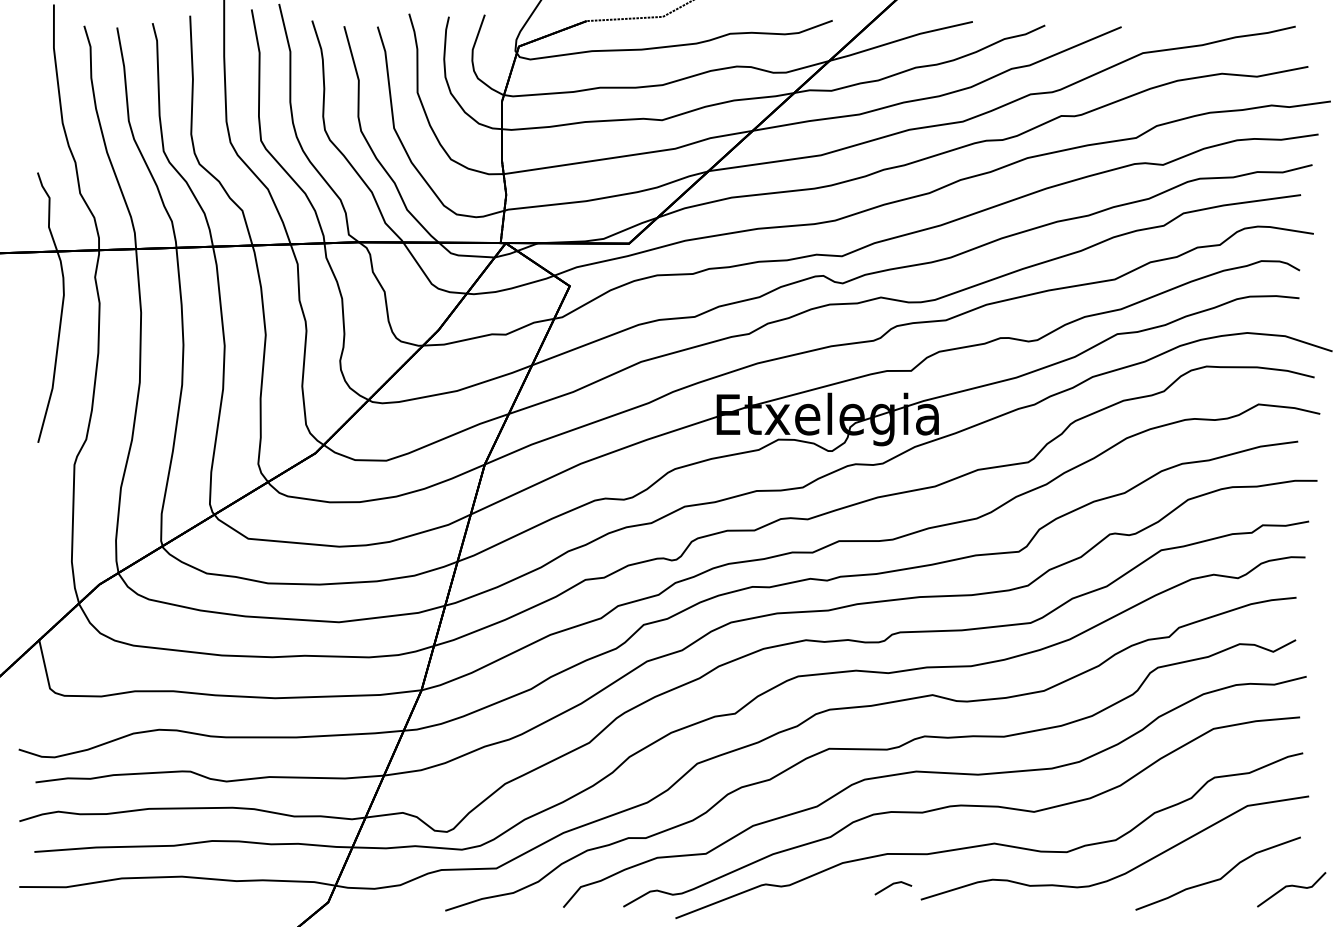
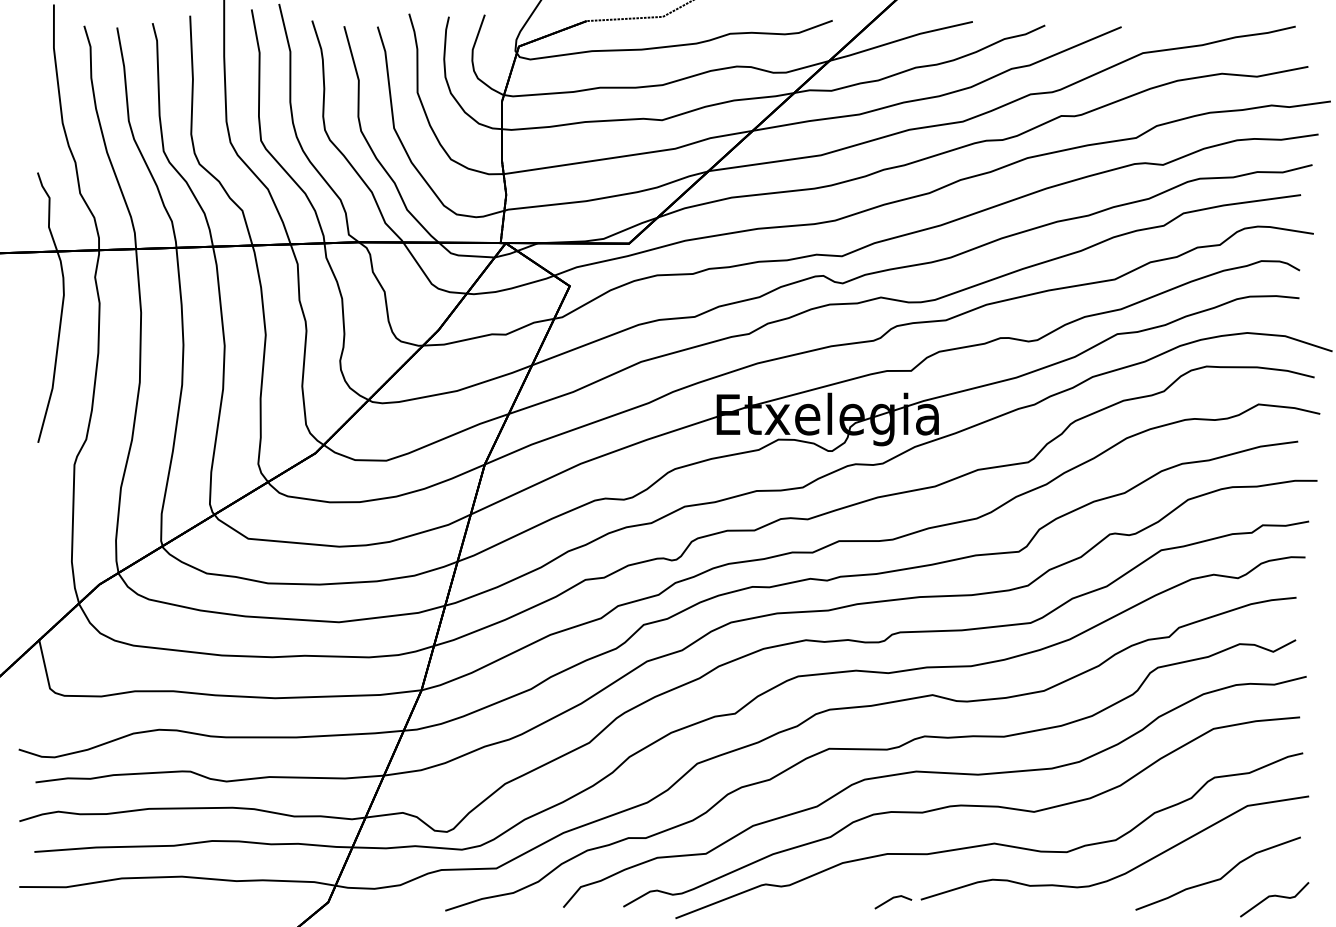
line position: (892, 885) -> (892, 899) (892, 899)
curve position: (1291, 886) -> (1274, 896) (1274, 896)
